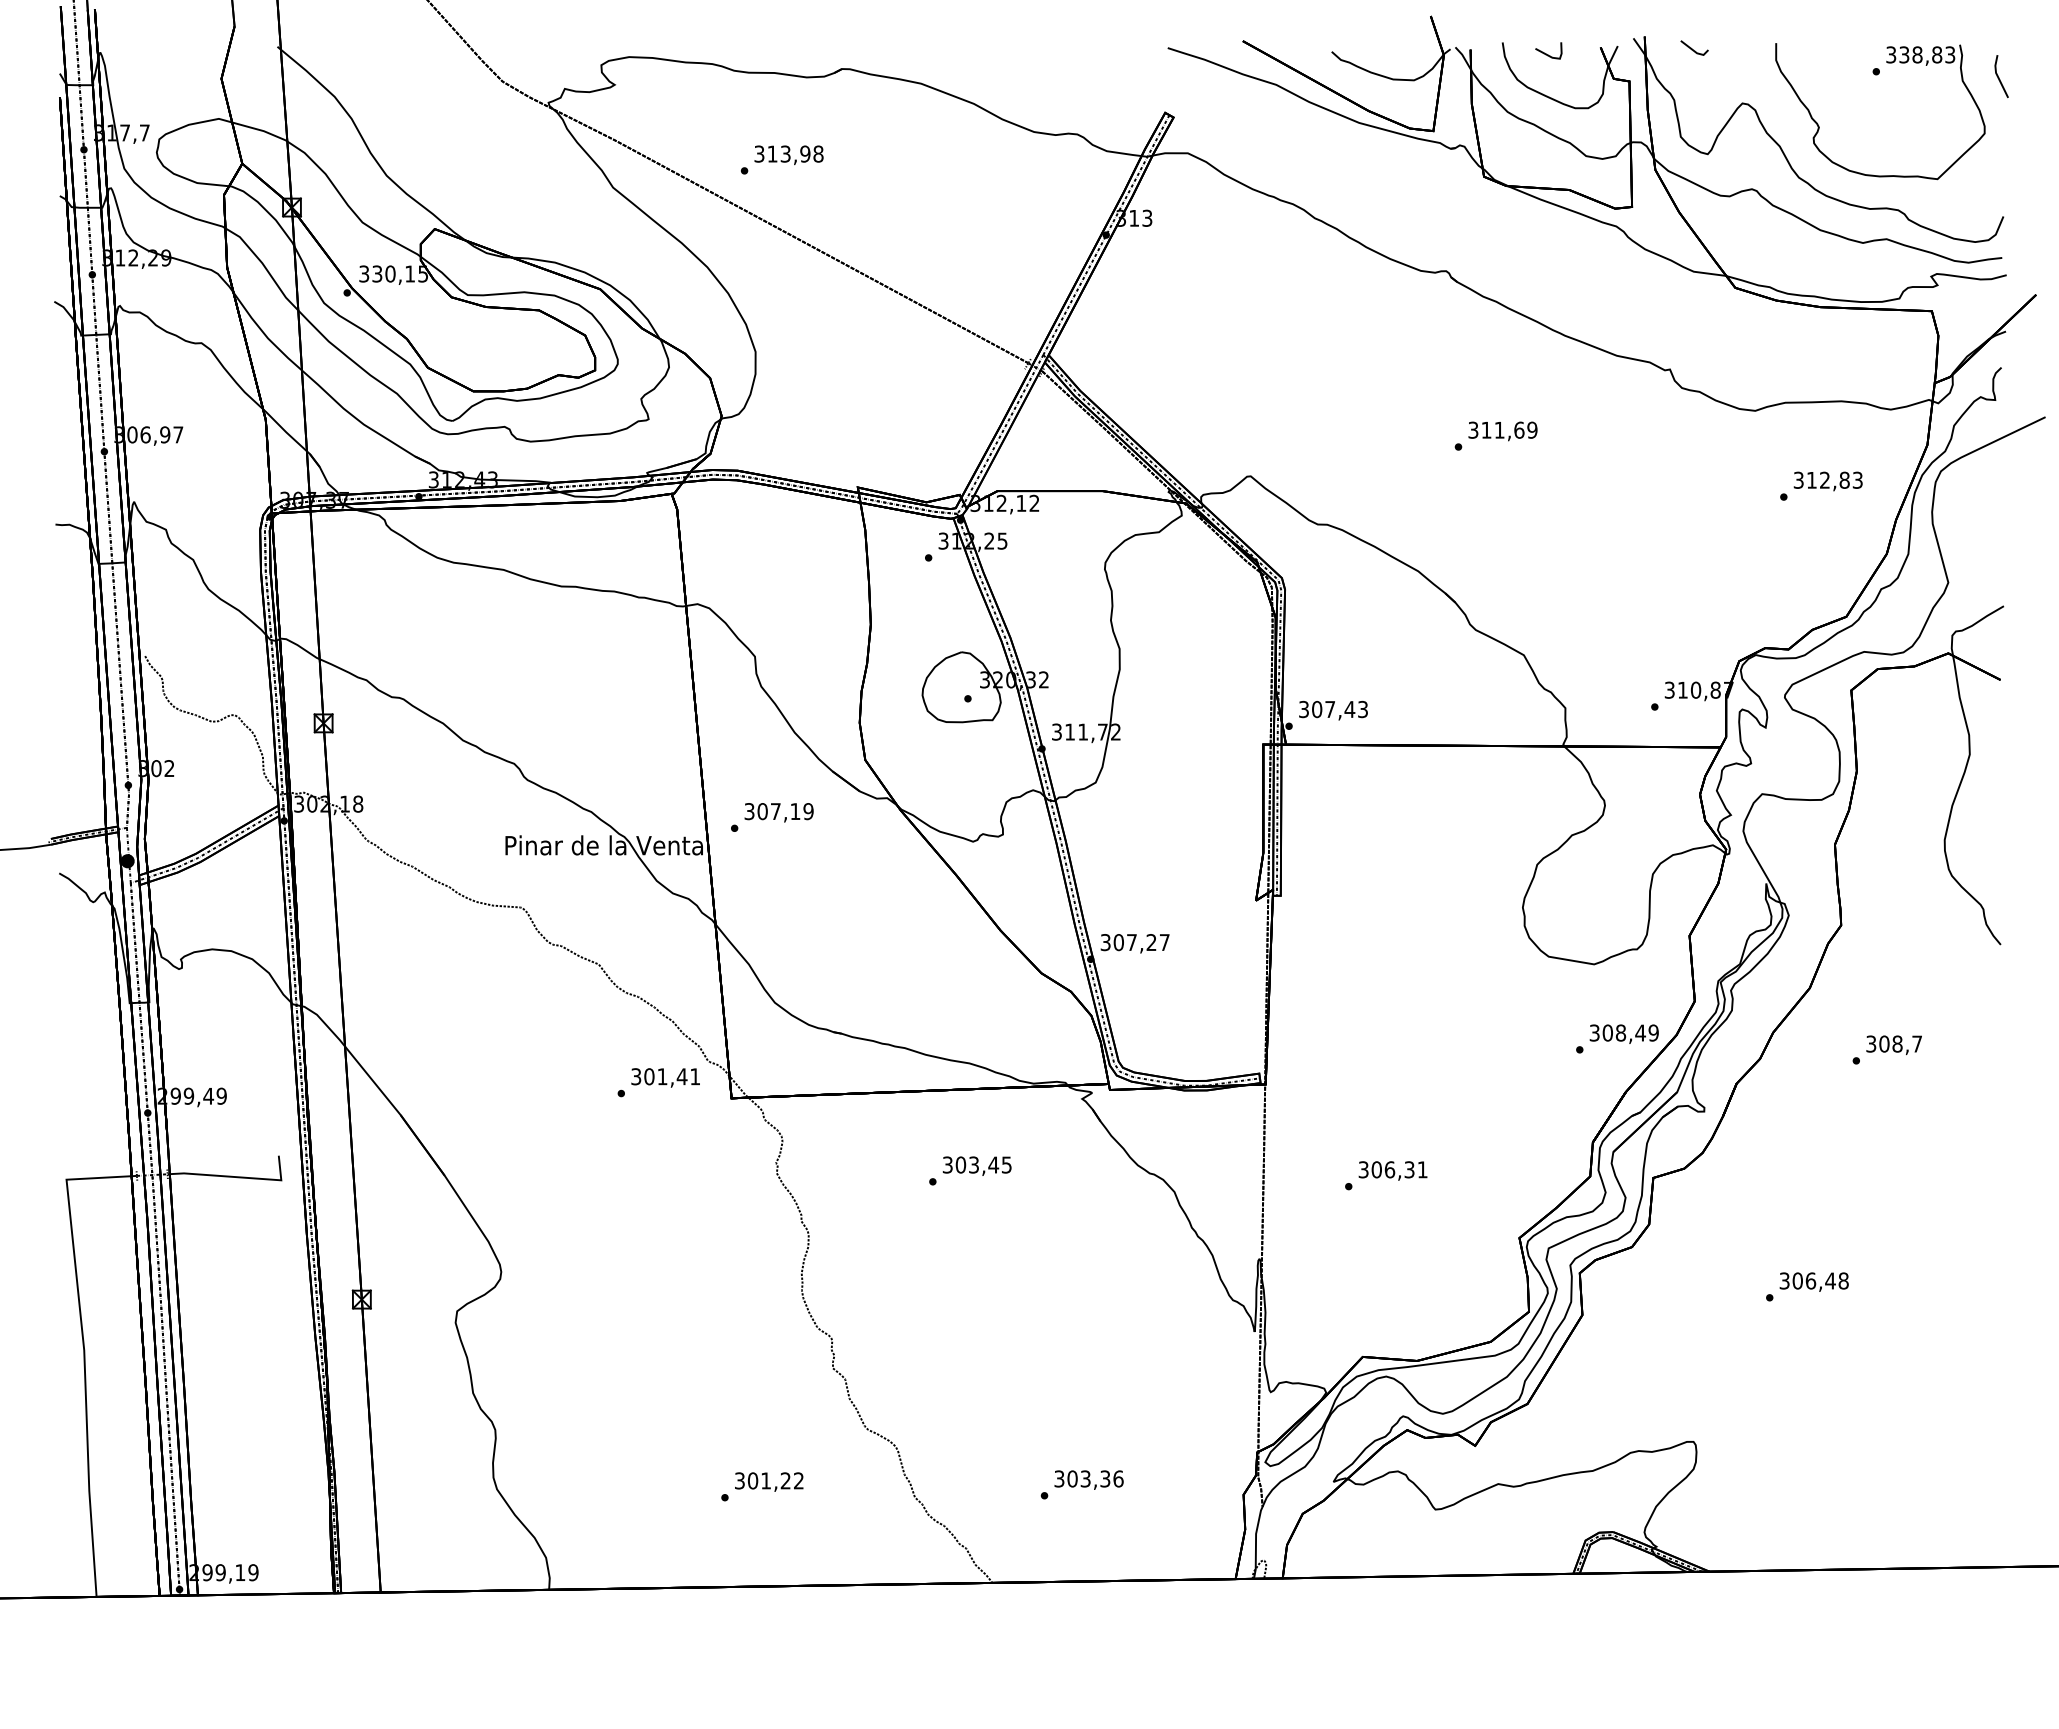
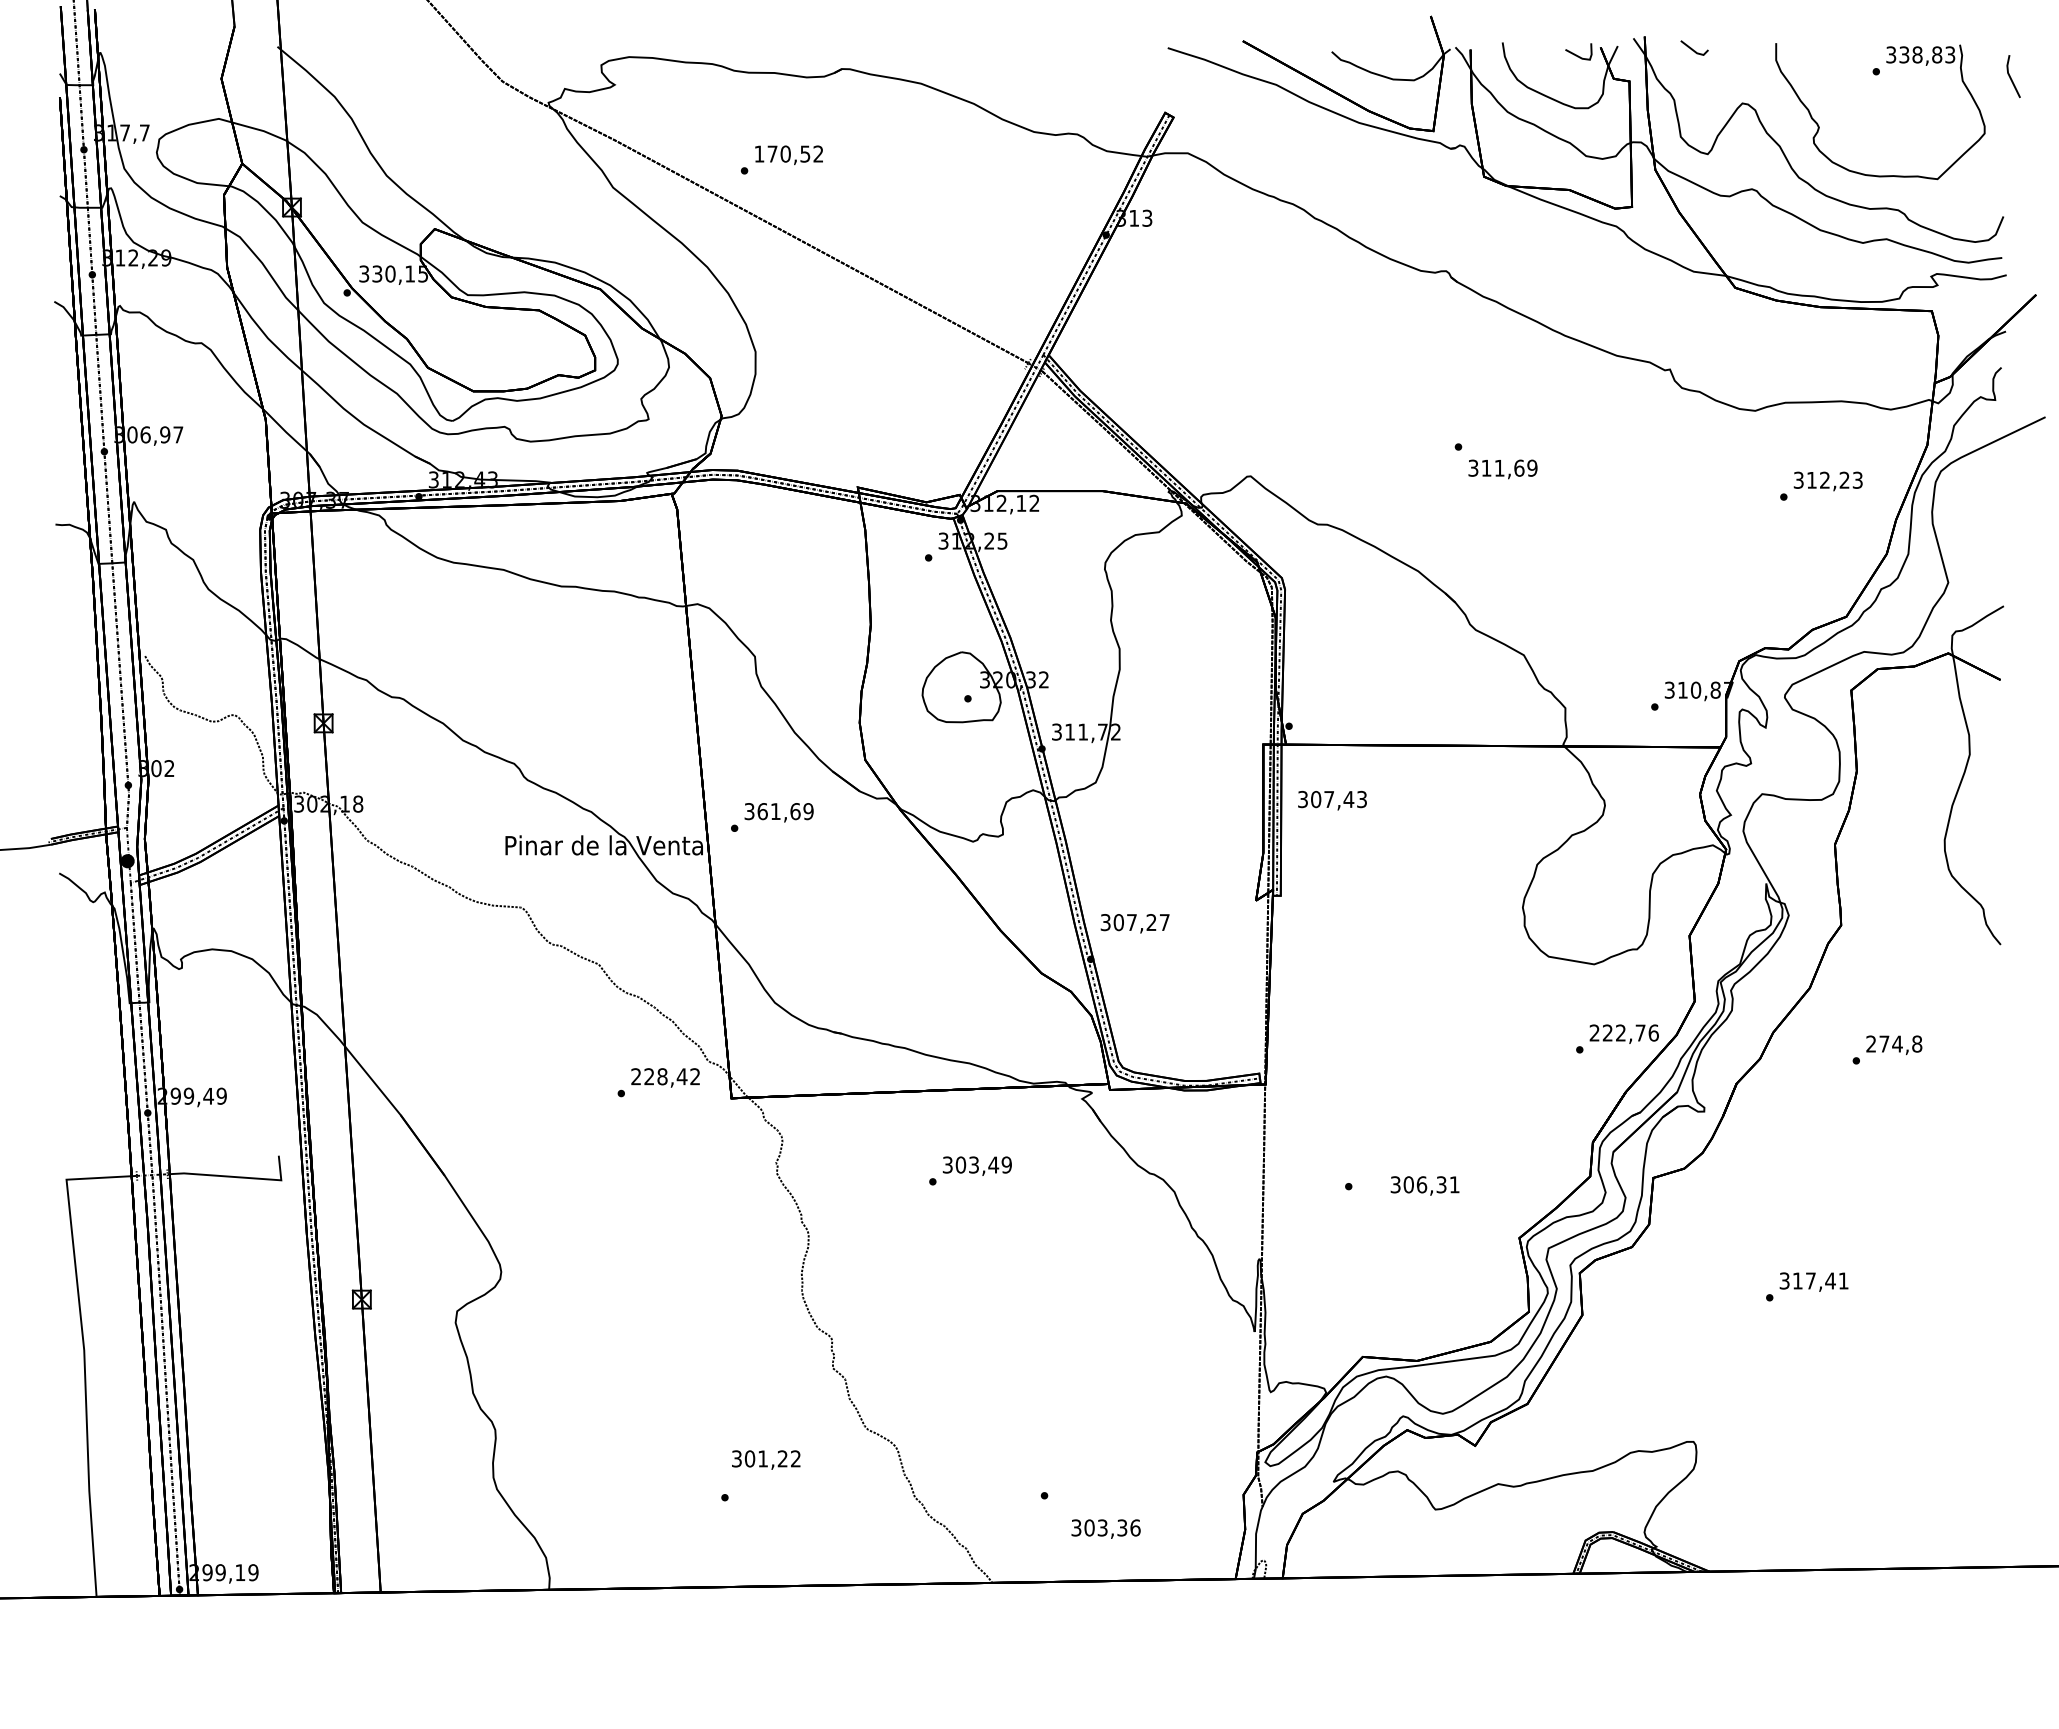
line position: (1546, 53) -> (1576, 54) (1576, 54)
line position: (1999, 77) -> (2011, 77) (2011, 77)
text: 313,98 -> 170,52 (788, 153)
text position: (1502, 431) -> (1502, 469) (1502, 469)
text: 312,83 -> 312,23 (1844, 479)
text position: (1333, 710) -> (1332, 800) (1332, 800)
text: 307,19 -> 361,69 (778, 811)
text position: (1134, 943) -> (1134, 923) (1134, 923)
text: 308,49 -> 222,76 (1623, 1032)
text: 308,7 -> 274,8 (1894, 1043)
text: 301,41 -> 228,42 (665, 1076)
text: 303,45 -> 303,49 (1006, 1164)
text position: (1392, 1170) -> (1424, 1185) (1424, 1185)
text: 306,48 -> 317,41 (1820, 1280)
text position: (1088, 1479) -> (1105, 1528) (1105, 1528)
text position: (769, 1481) -> (766, 1459) (766, 1459)
